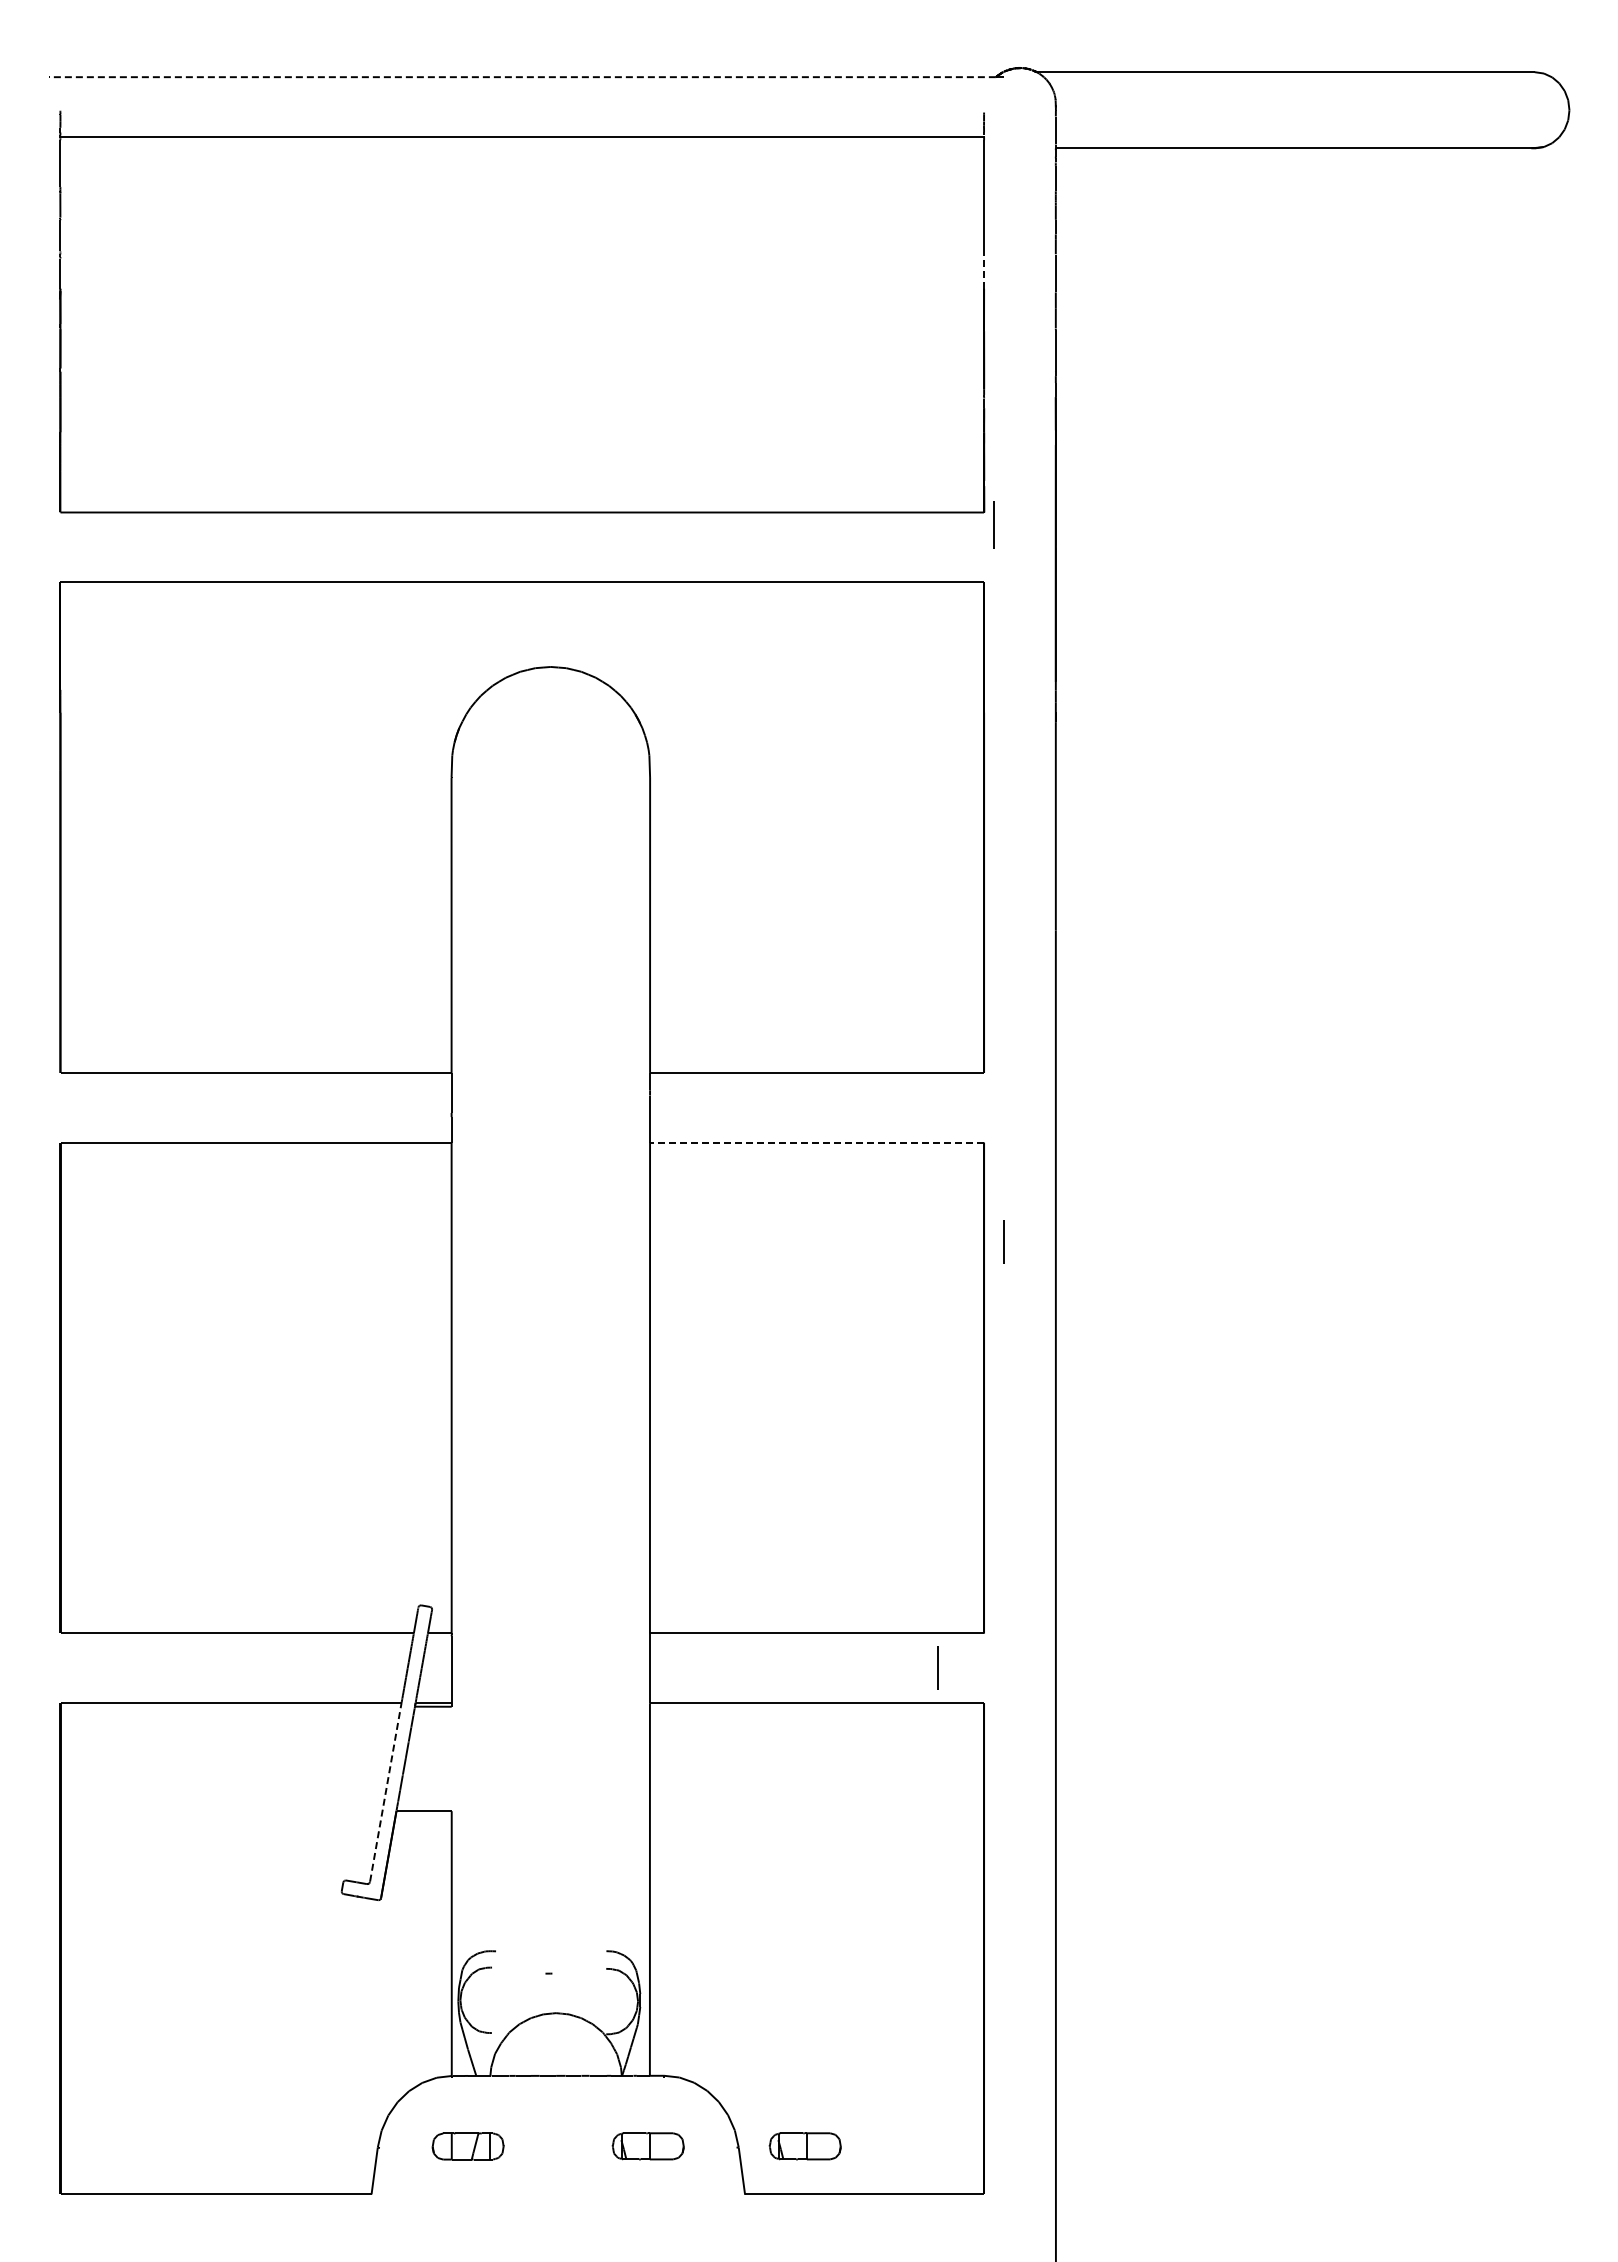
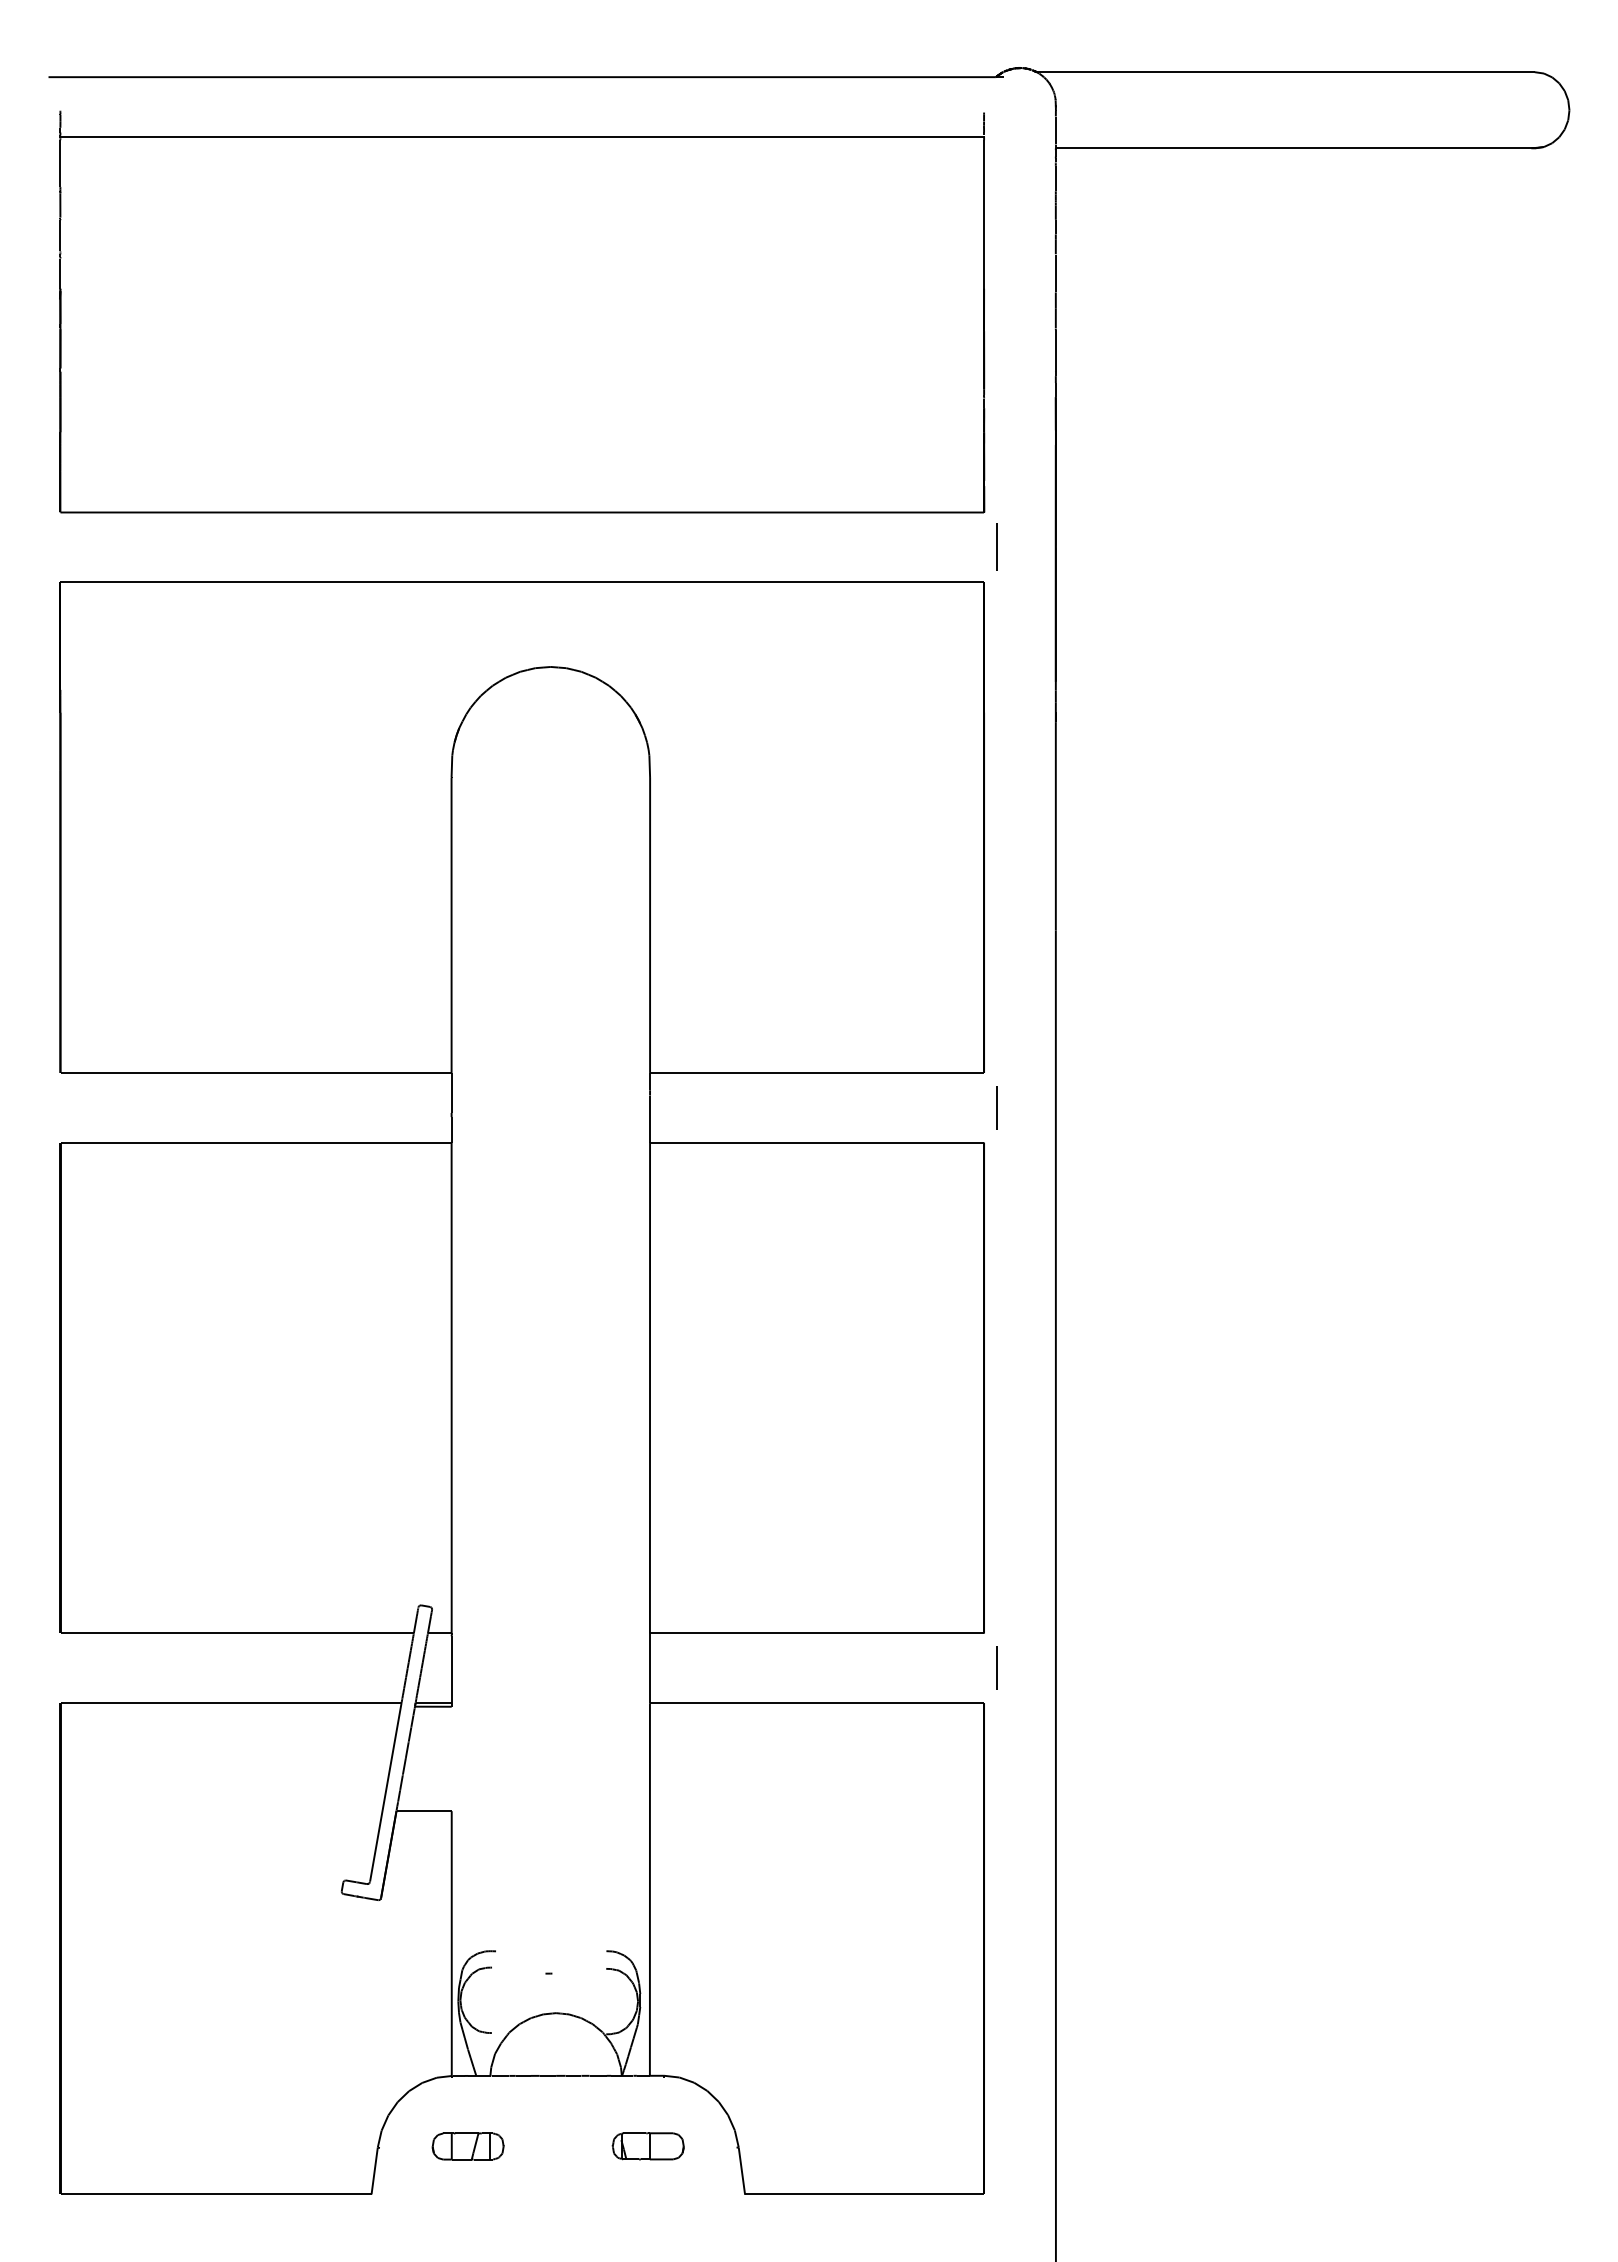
line: dashed -> solid (522, 77)
line: dashed -> solid (984, 270)
line position: (993, 524) -> (996, 546) (996, 546)
line: dashed -> solid (817, 1142)
line position: (1003, 1241) -> (996, 1107) (996, 1107)
line position: (937, 1667) -> (996, 1667) (996, 1667)
line: dashed -> solid (385, 1792)
part: present -> none (804, 2146)
